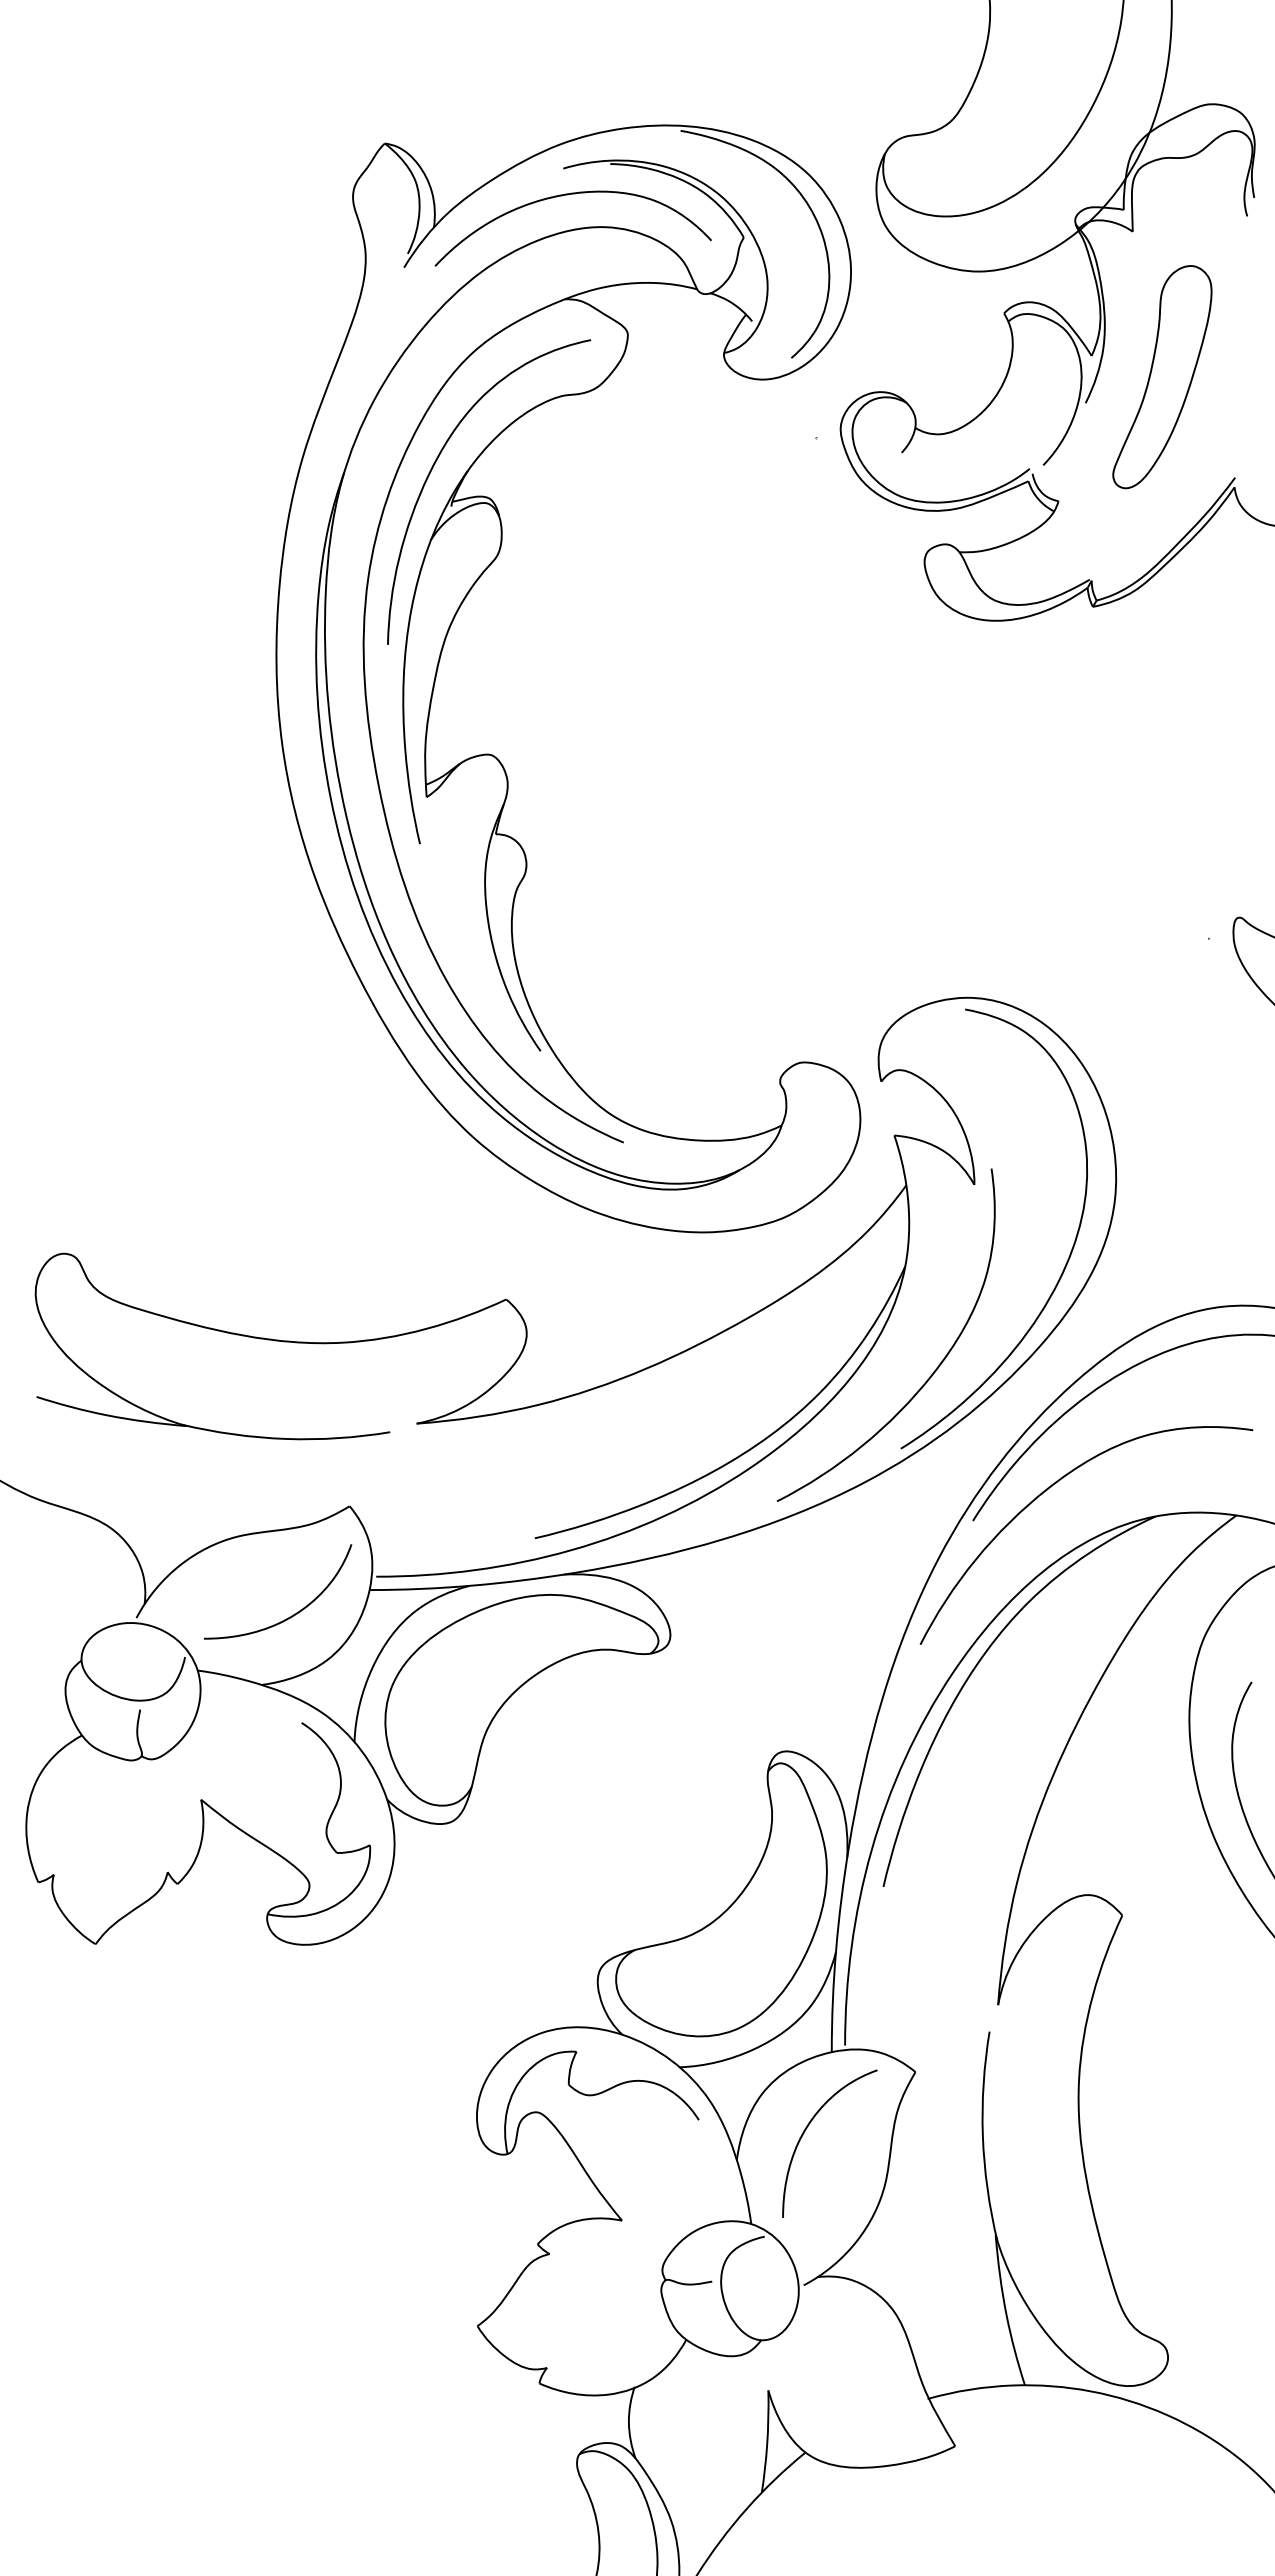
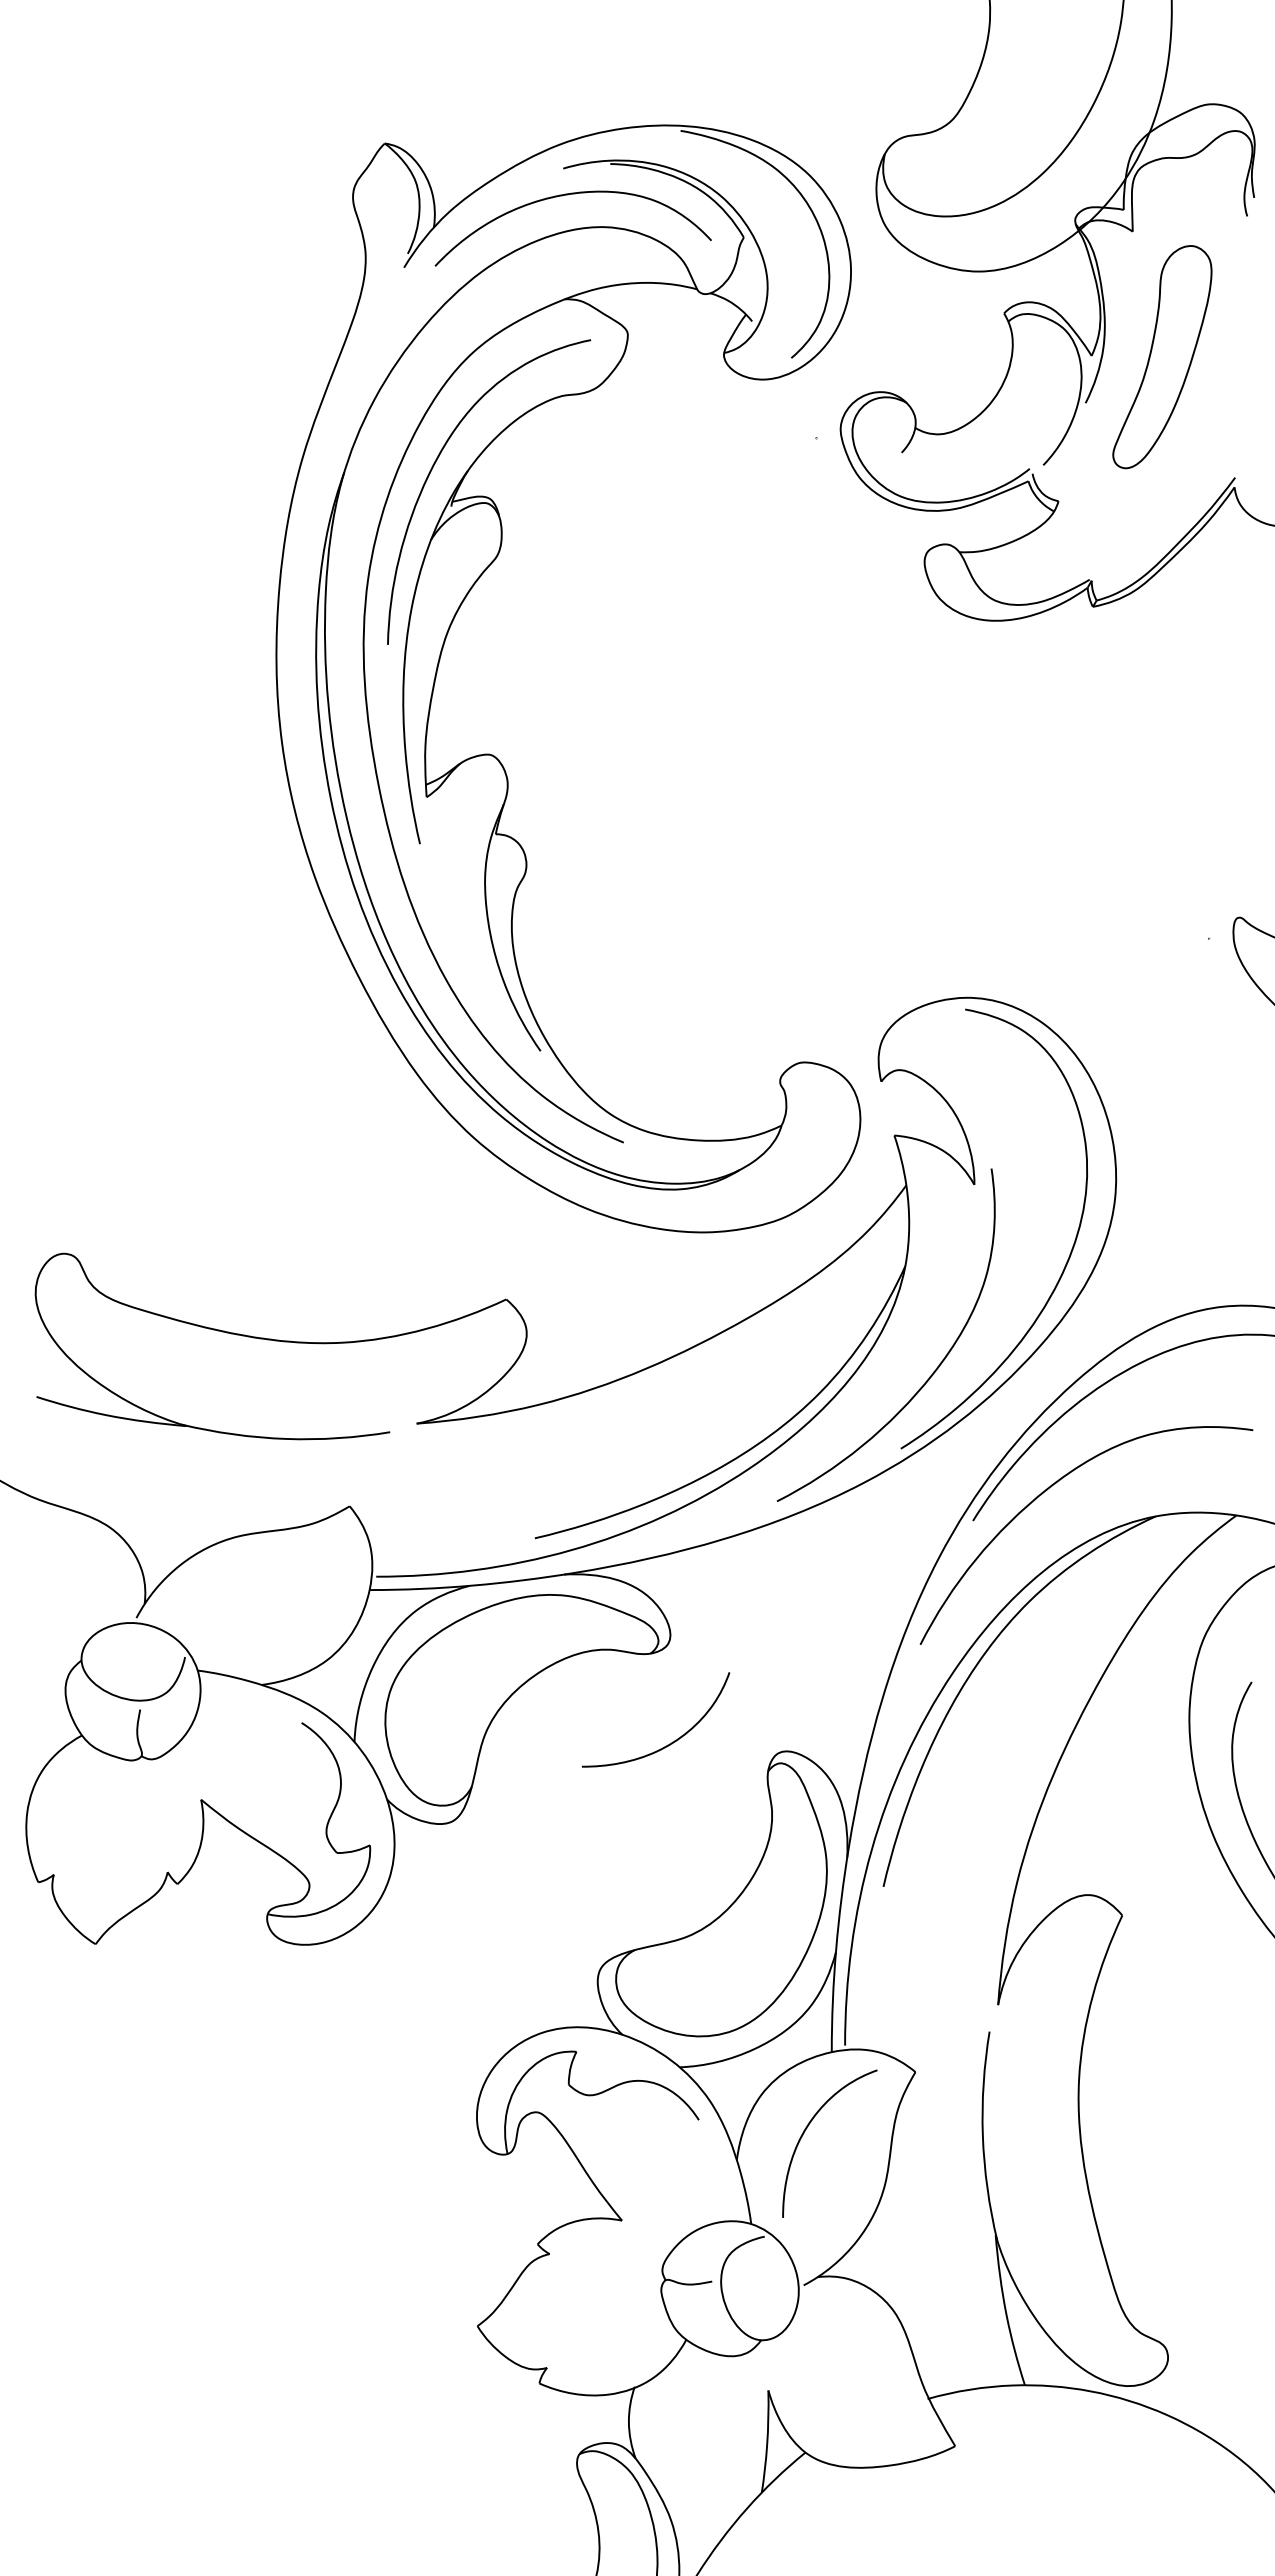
part position: (1162, 377) -> (1162, 357) (1162, 357)
curve position: (294, 1613) -> (672, 1741) (672, 1741)
